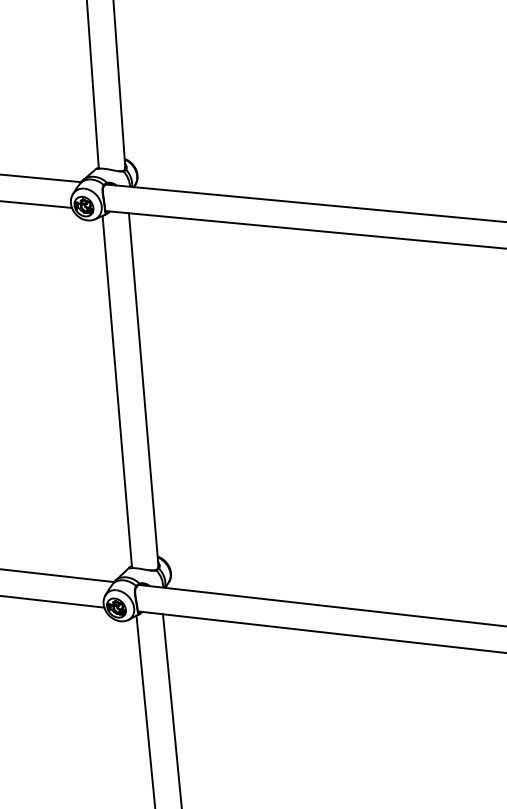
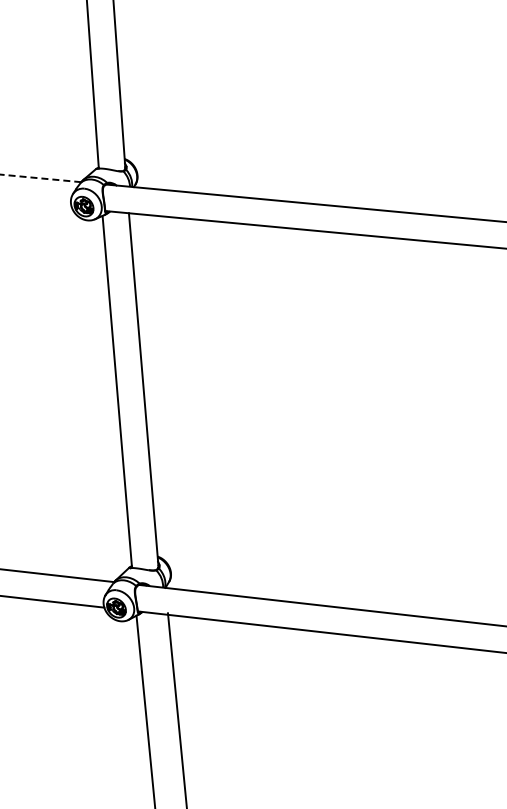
line: solid -> dashed (40, 178)
line: present -> none (37, 204)
line position: (171, 709) -> (176, 709) (176, 709)
